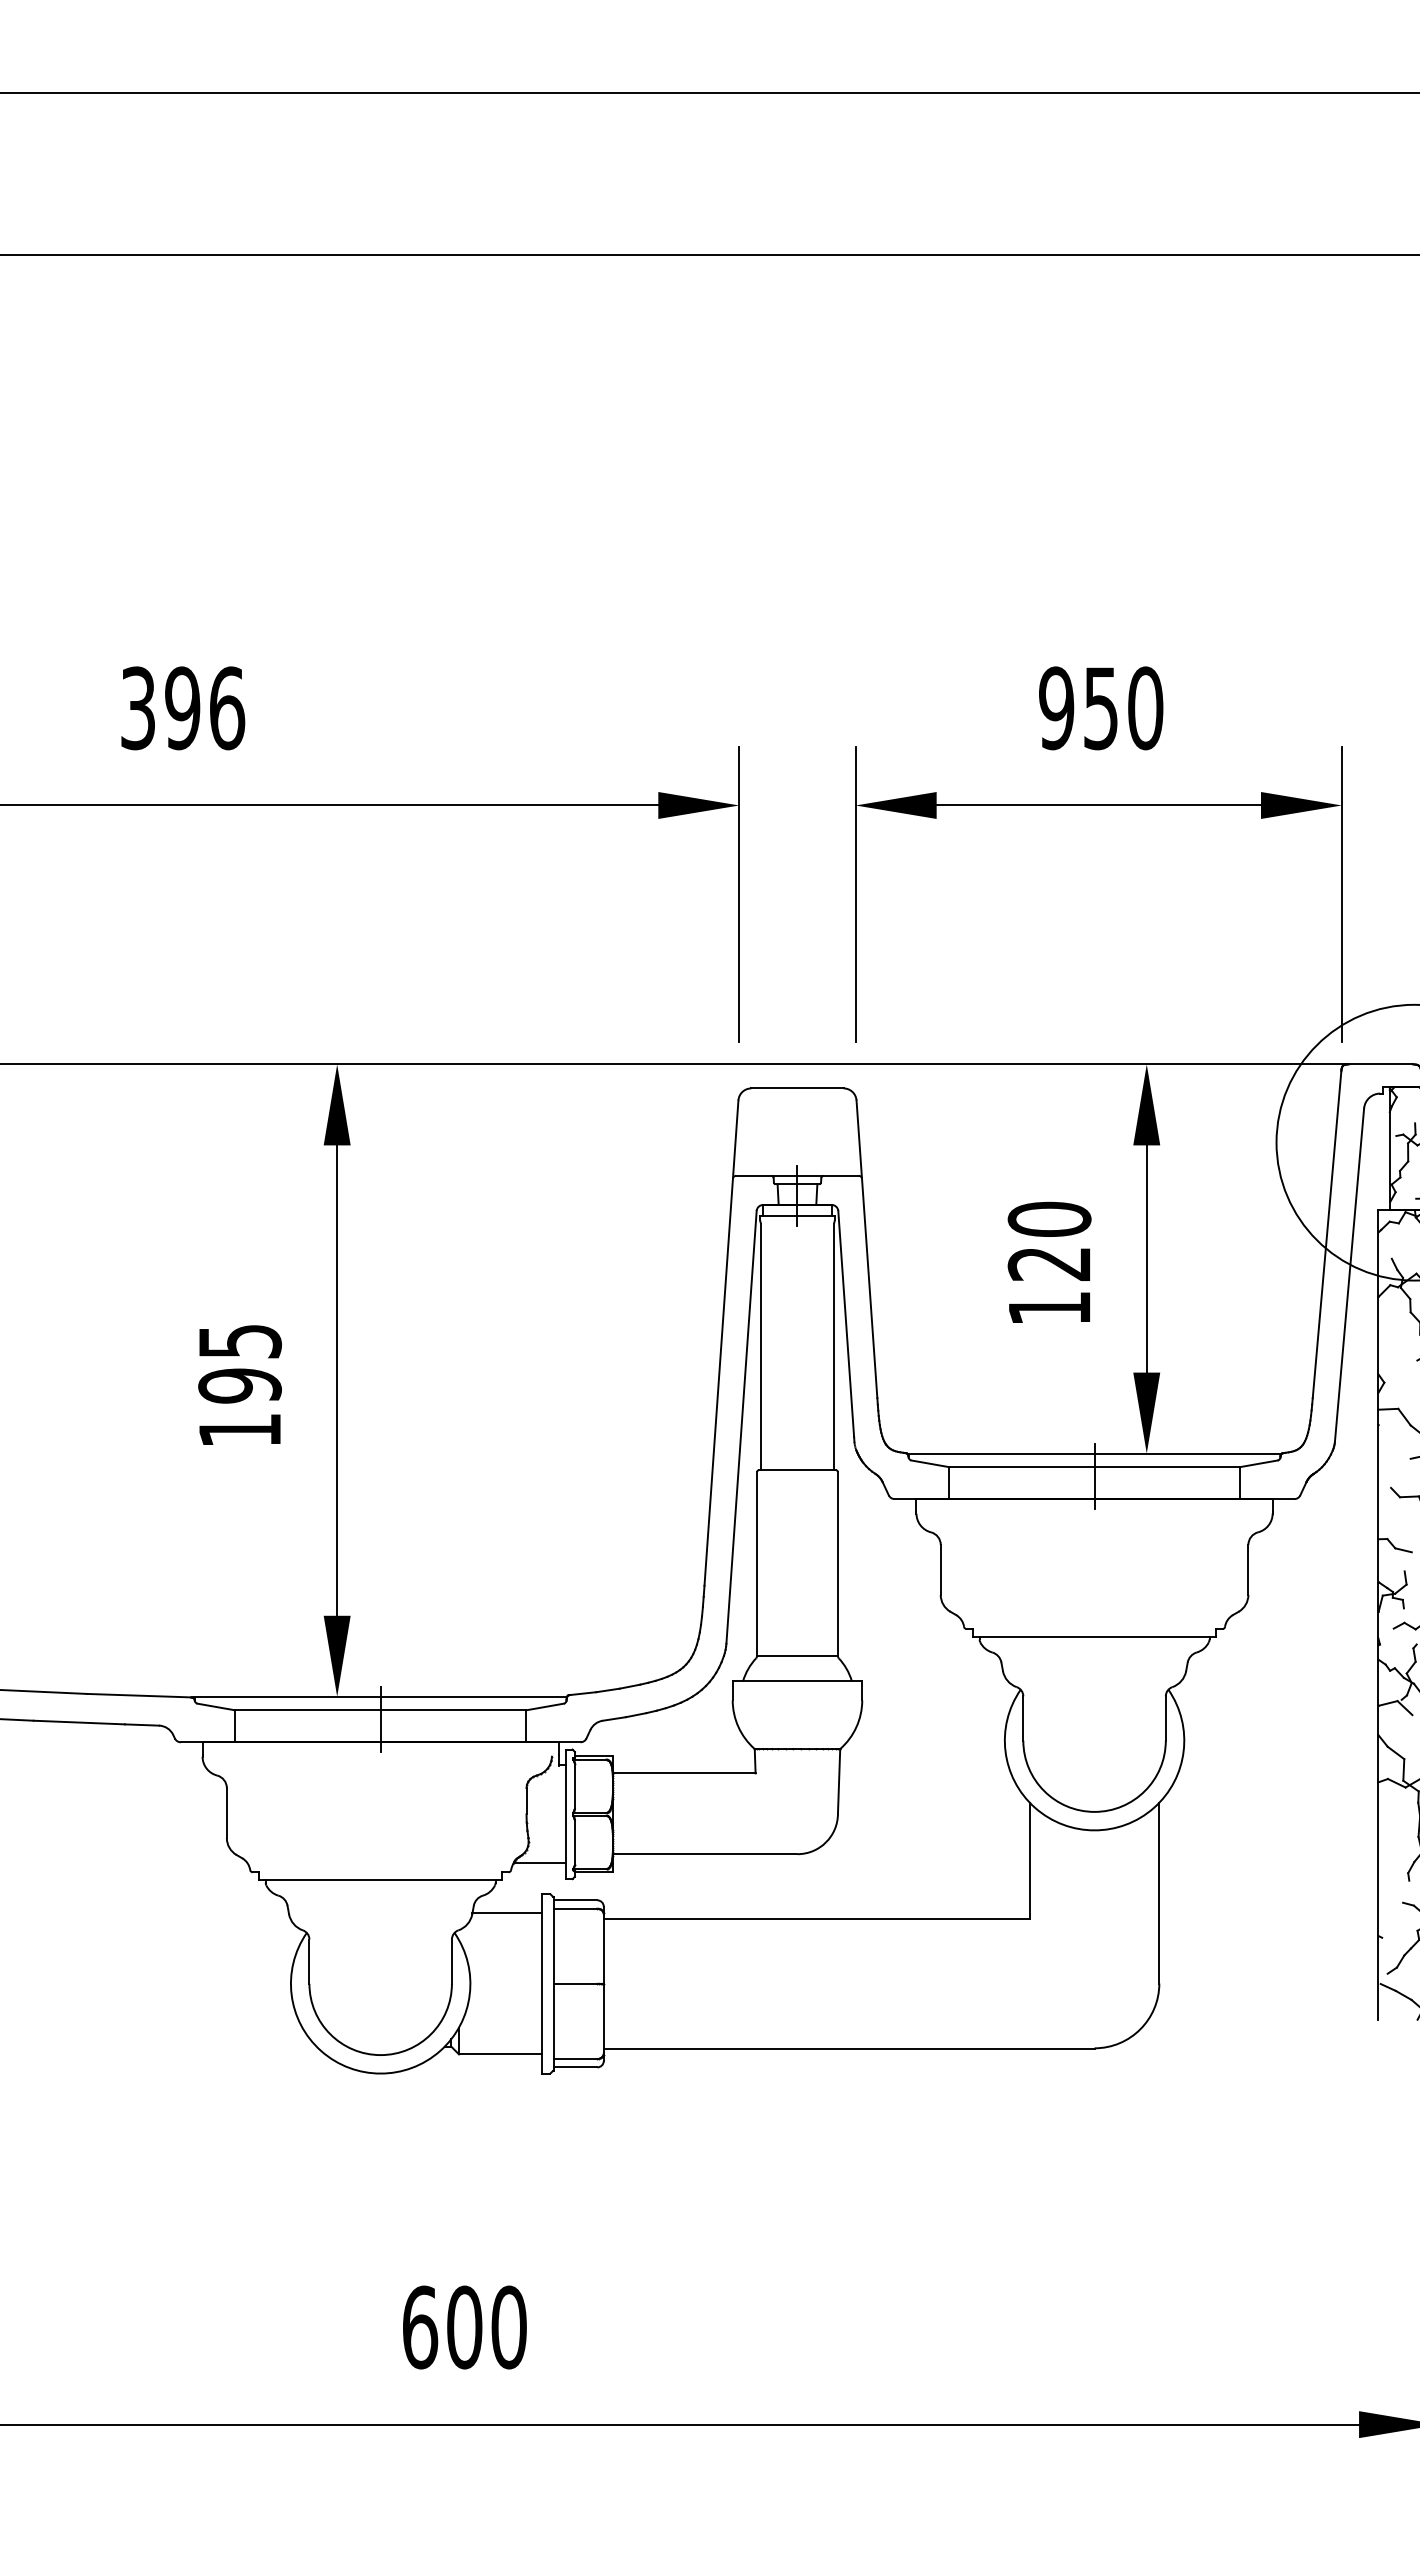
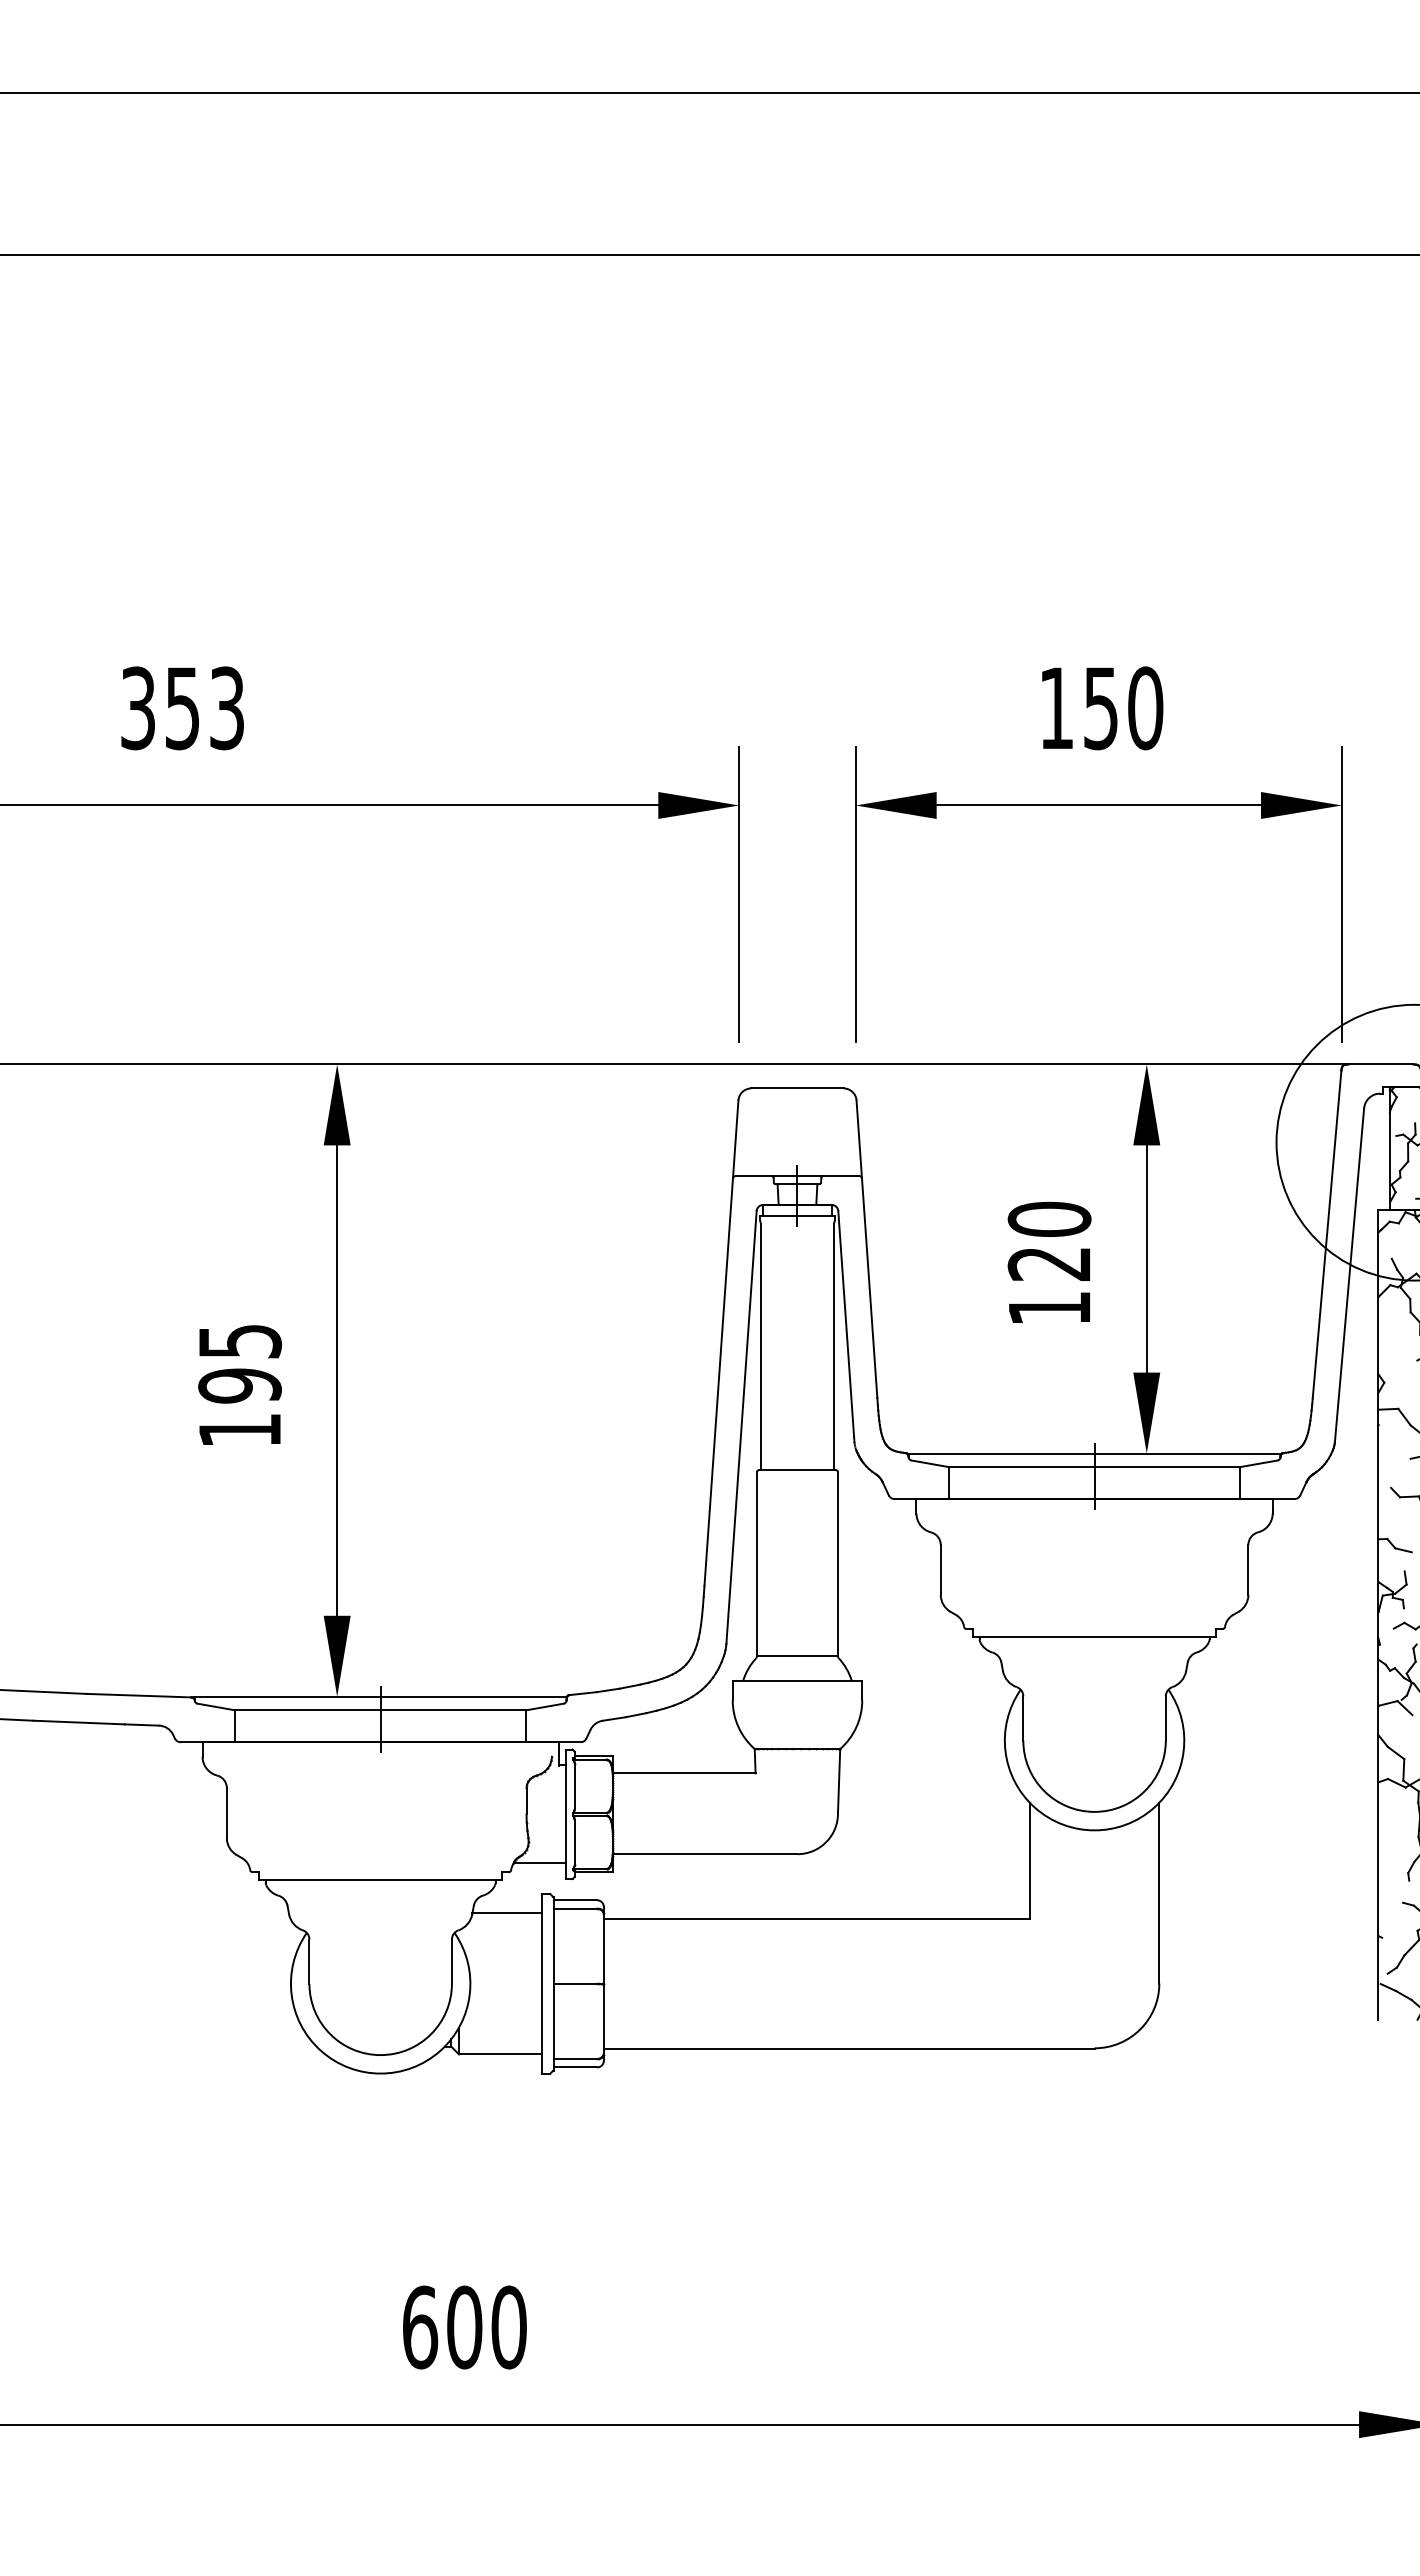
text: 396 -> 353 (205, 708)
text: 950 -> 150 (1056, 708)
